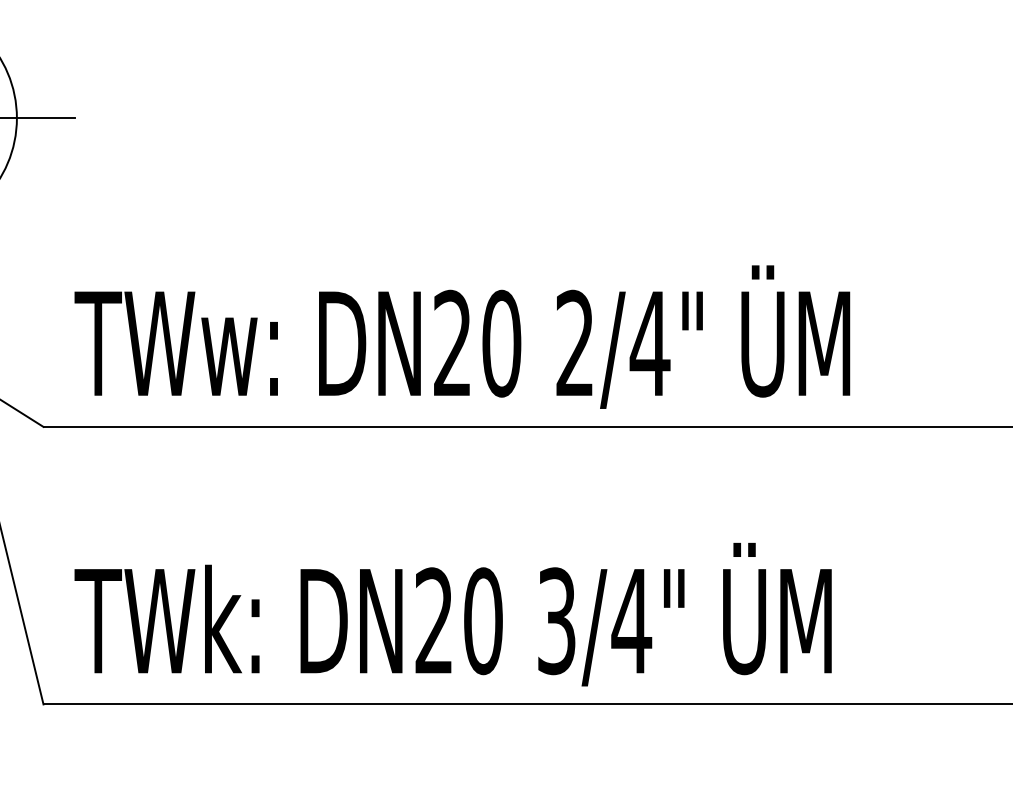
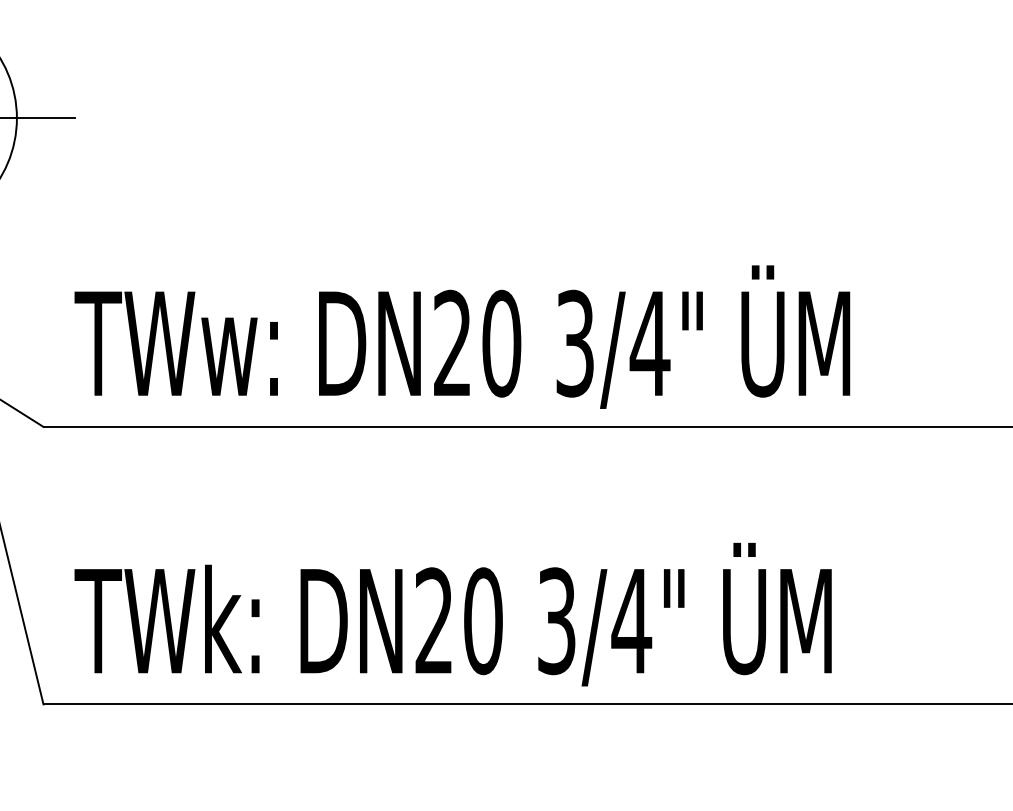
text: 2/4" -> 3/4" (574, 343)
